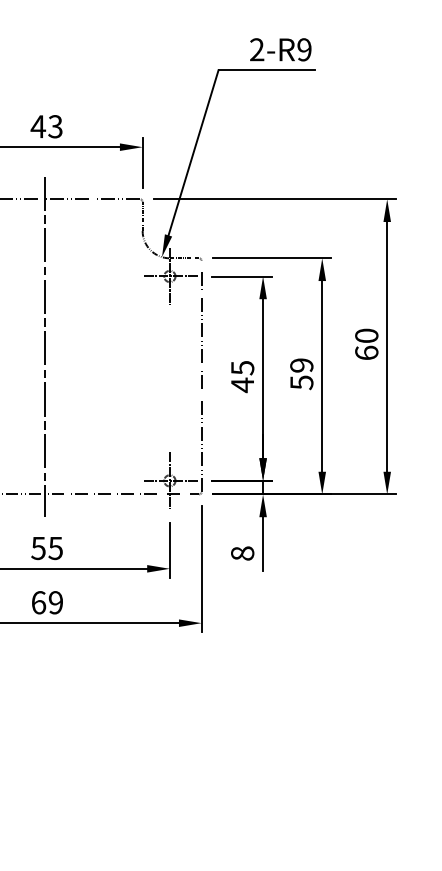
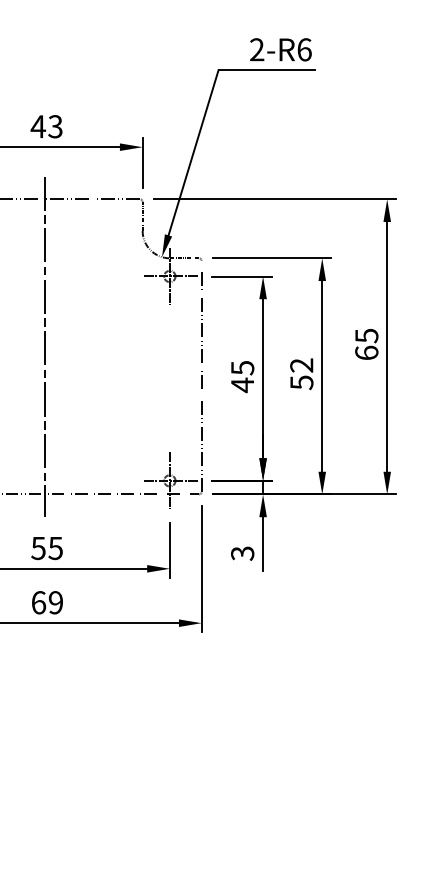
text: 2-R9 -> 2-R6 (304, 49)
text: 60 -> 65 (366, 335)
text: 59 -> 52 (301, 365)
text: 8 -> 3 (242, 553)
